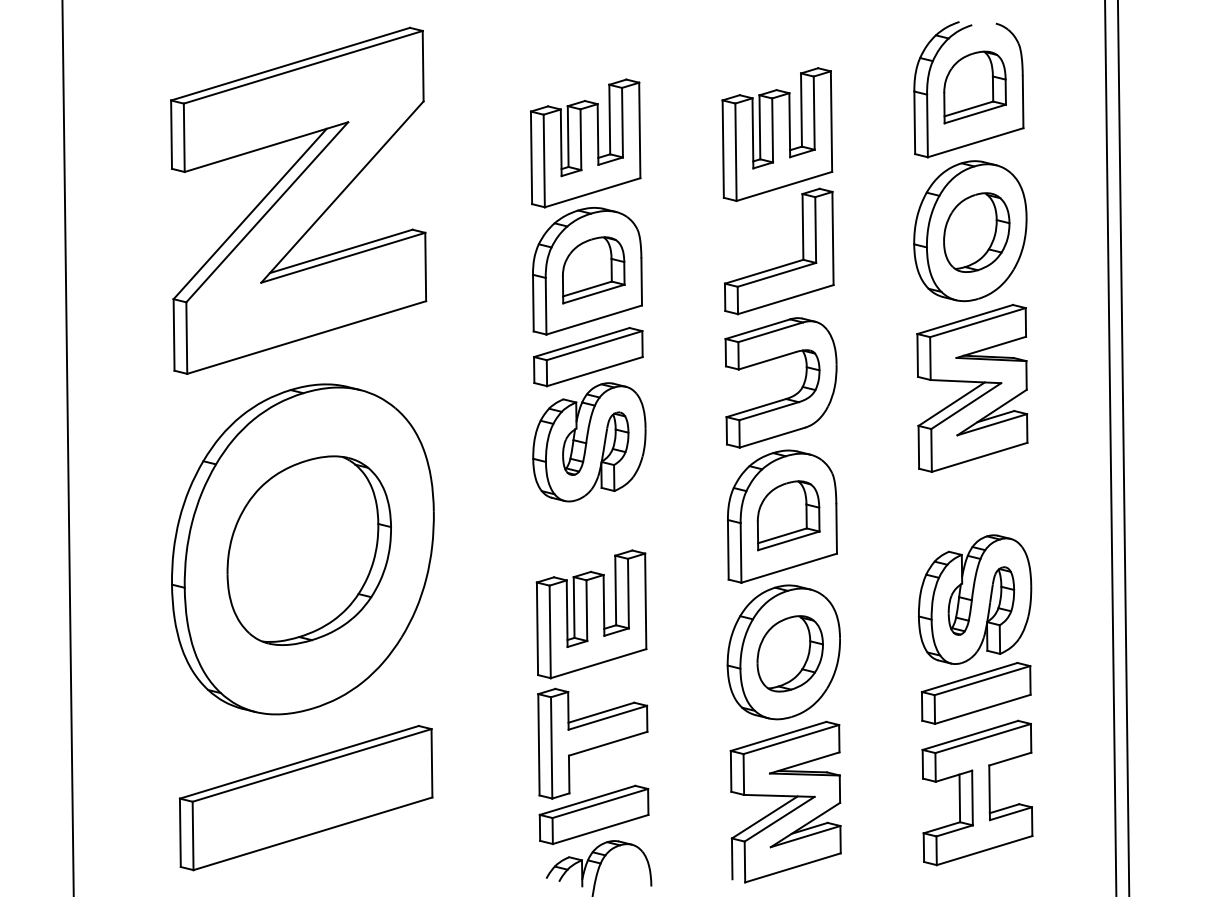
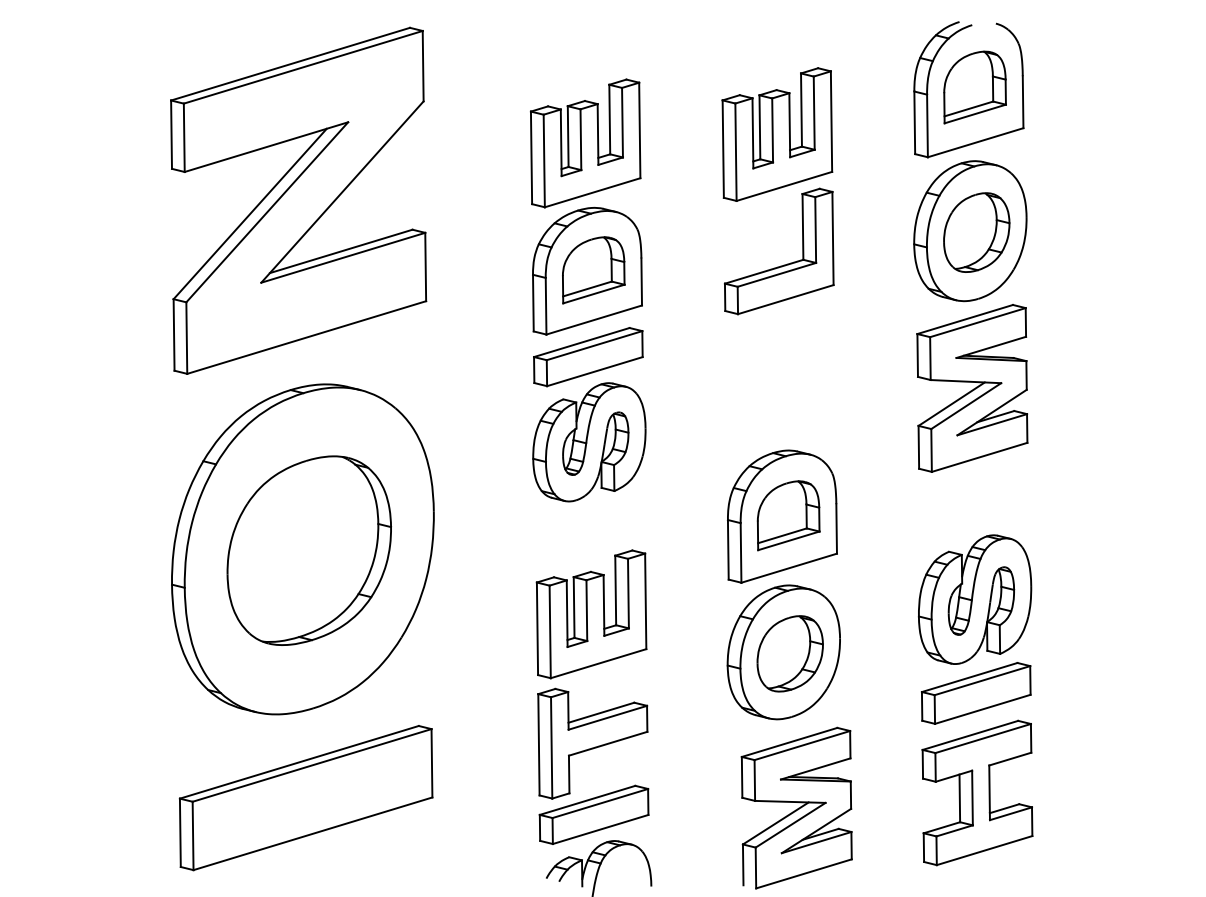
part: present -> none (786, 397)
line: present -> none (67, 447)
line: present -> none (1110, 447)
line: present -> none (1123, 447)
part position: (785, 801) -> (796, 807) (796, 807)
